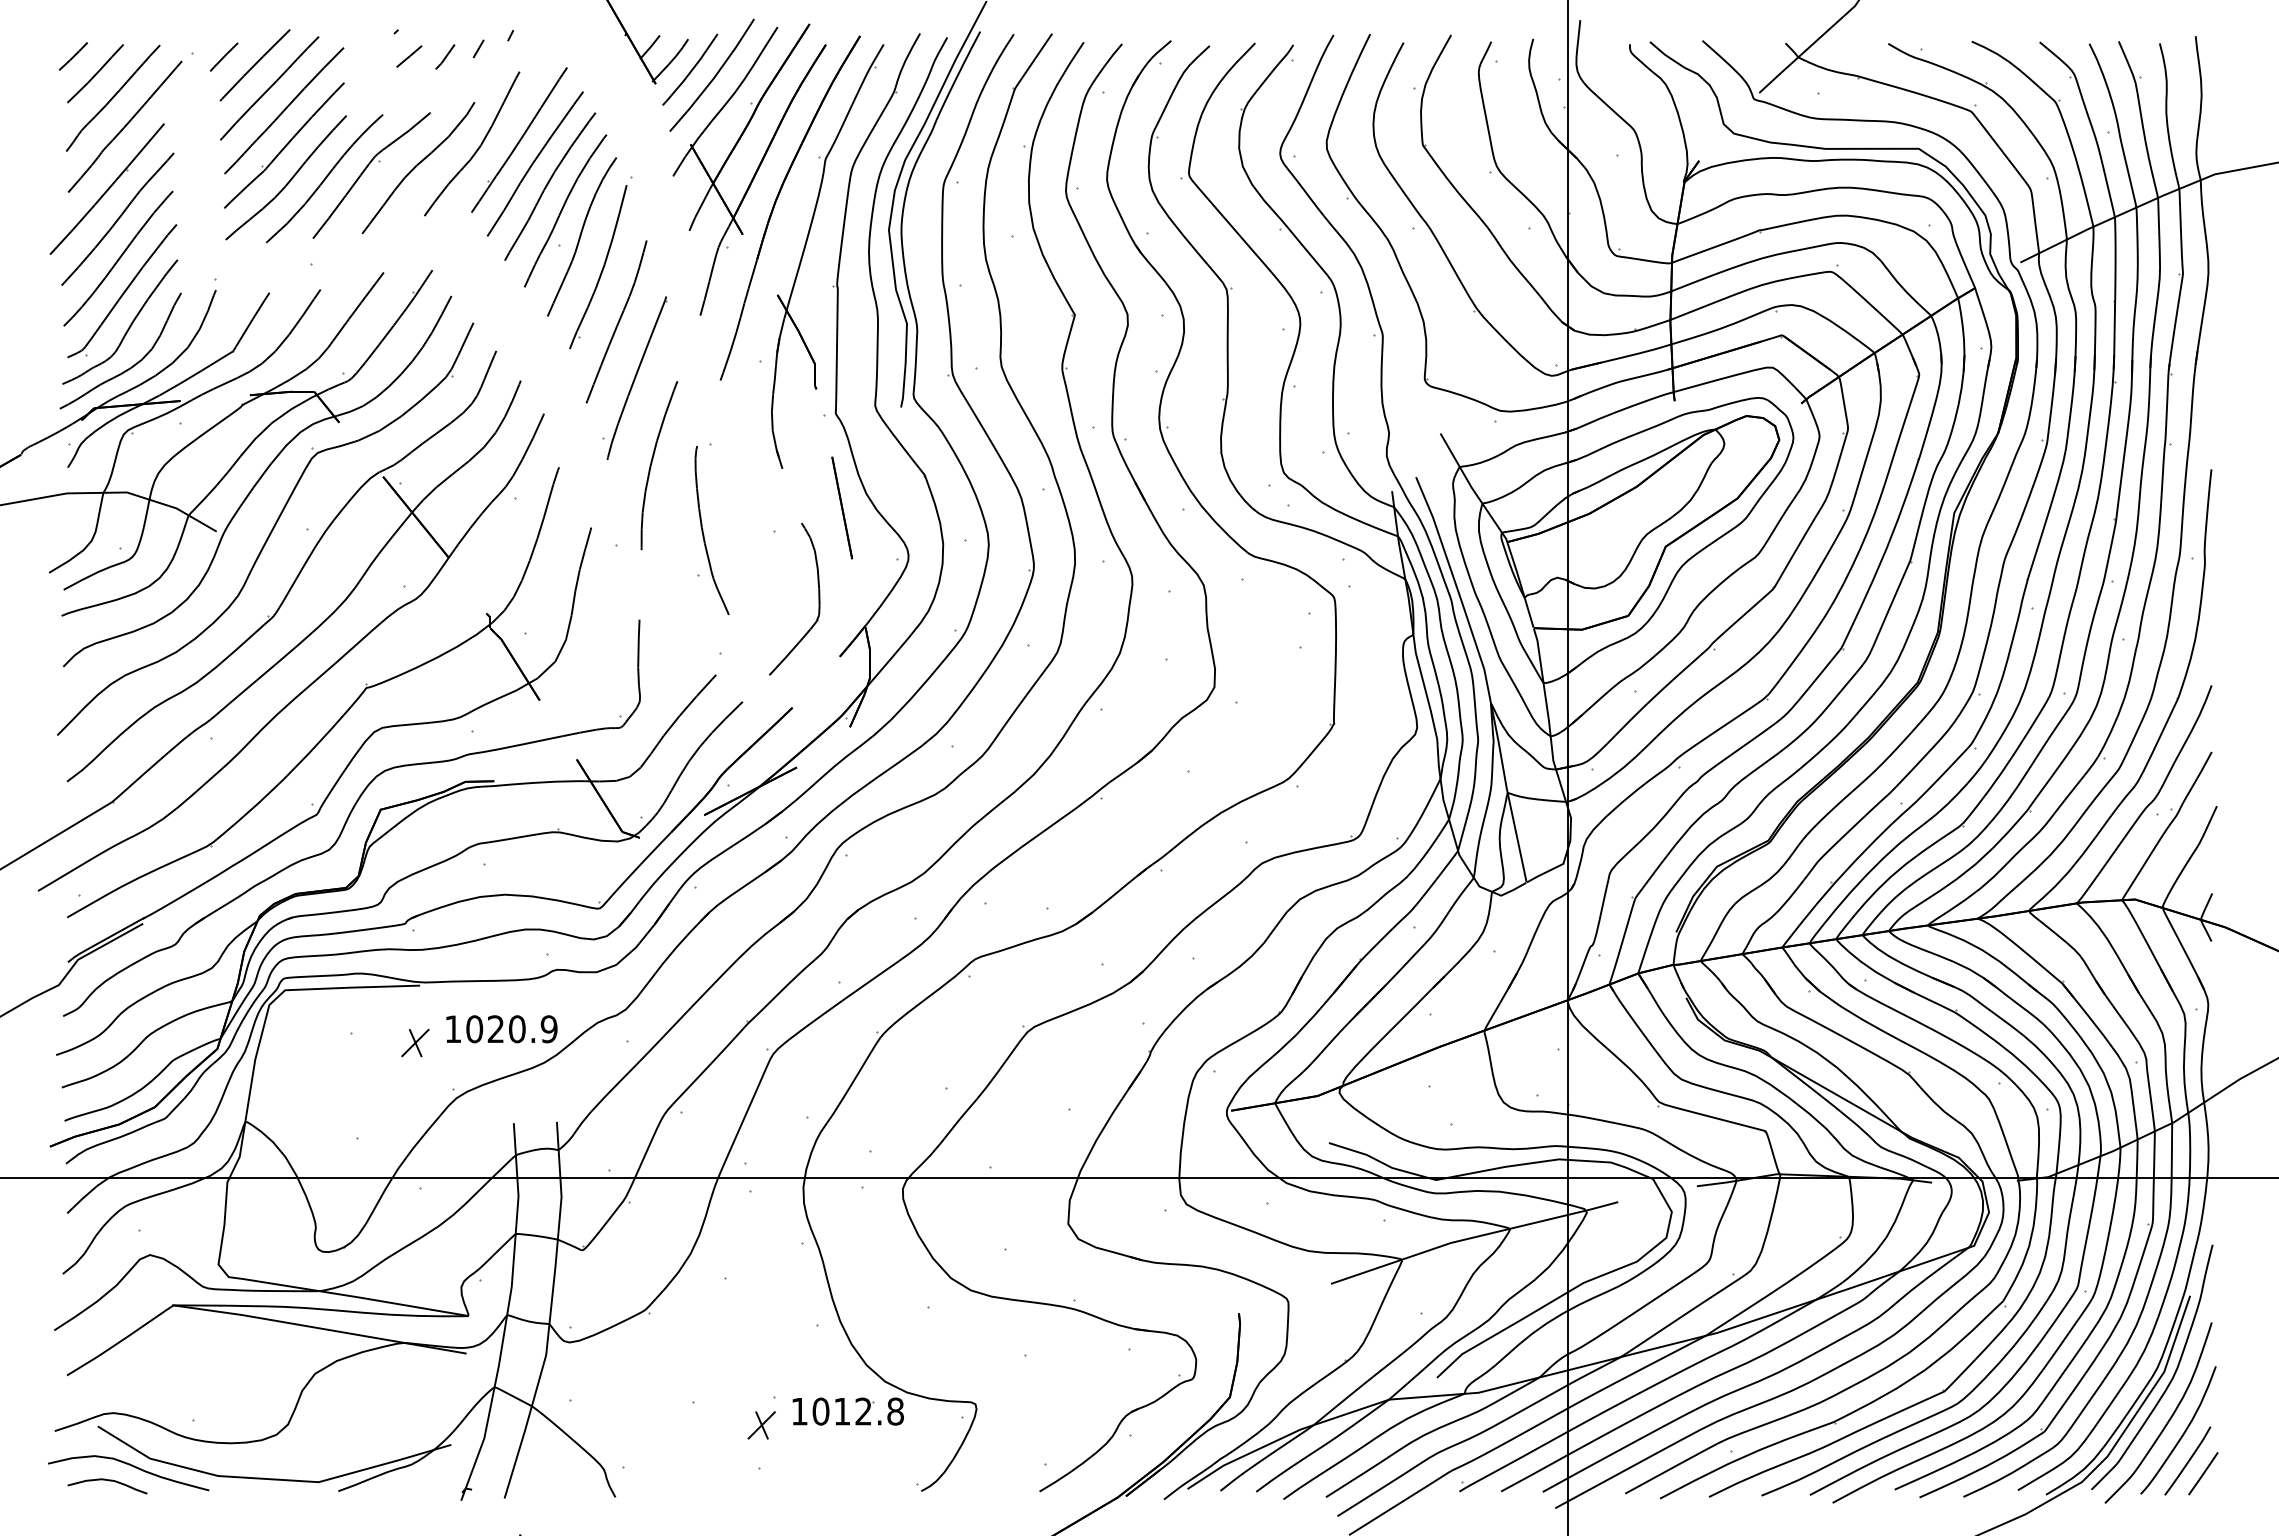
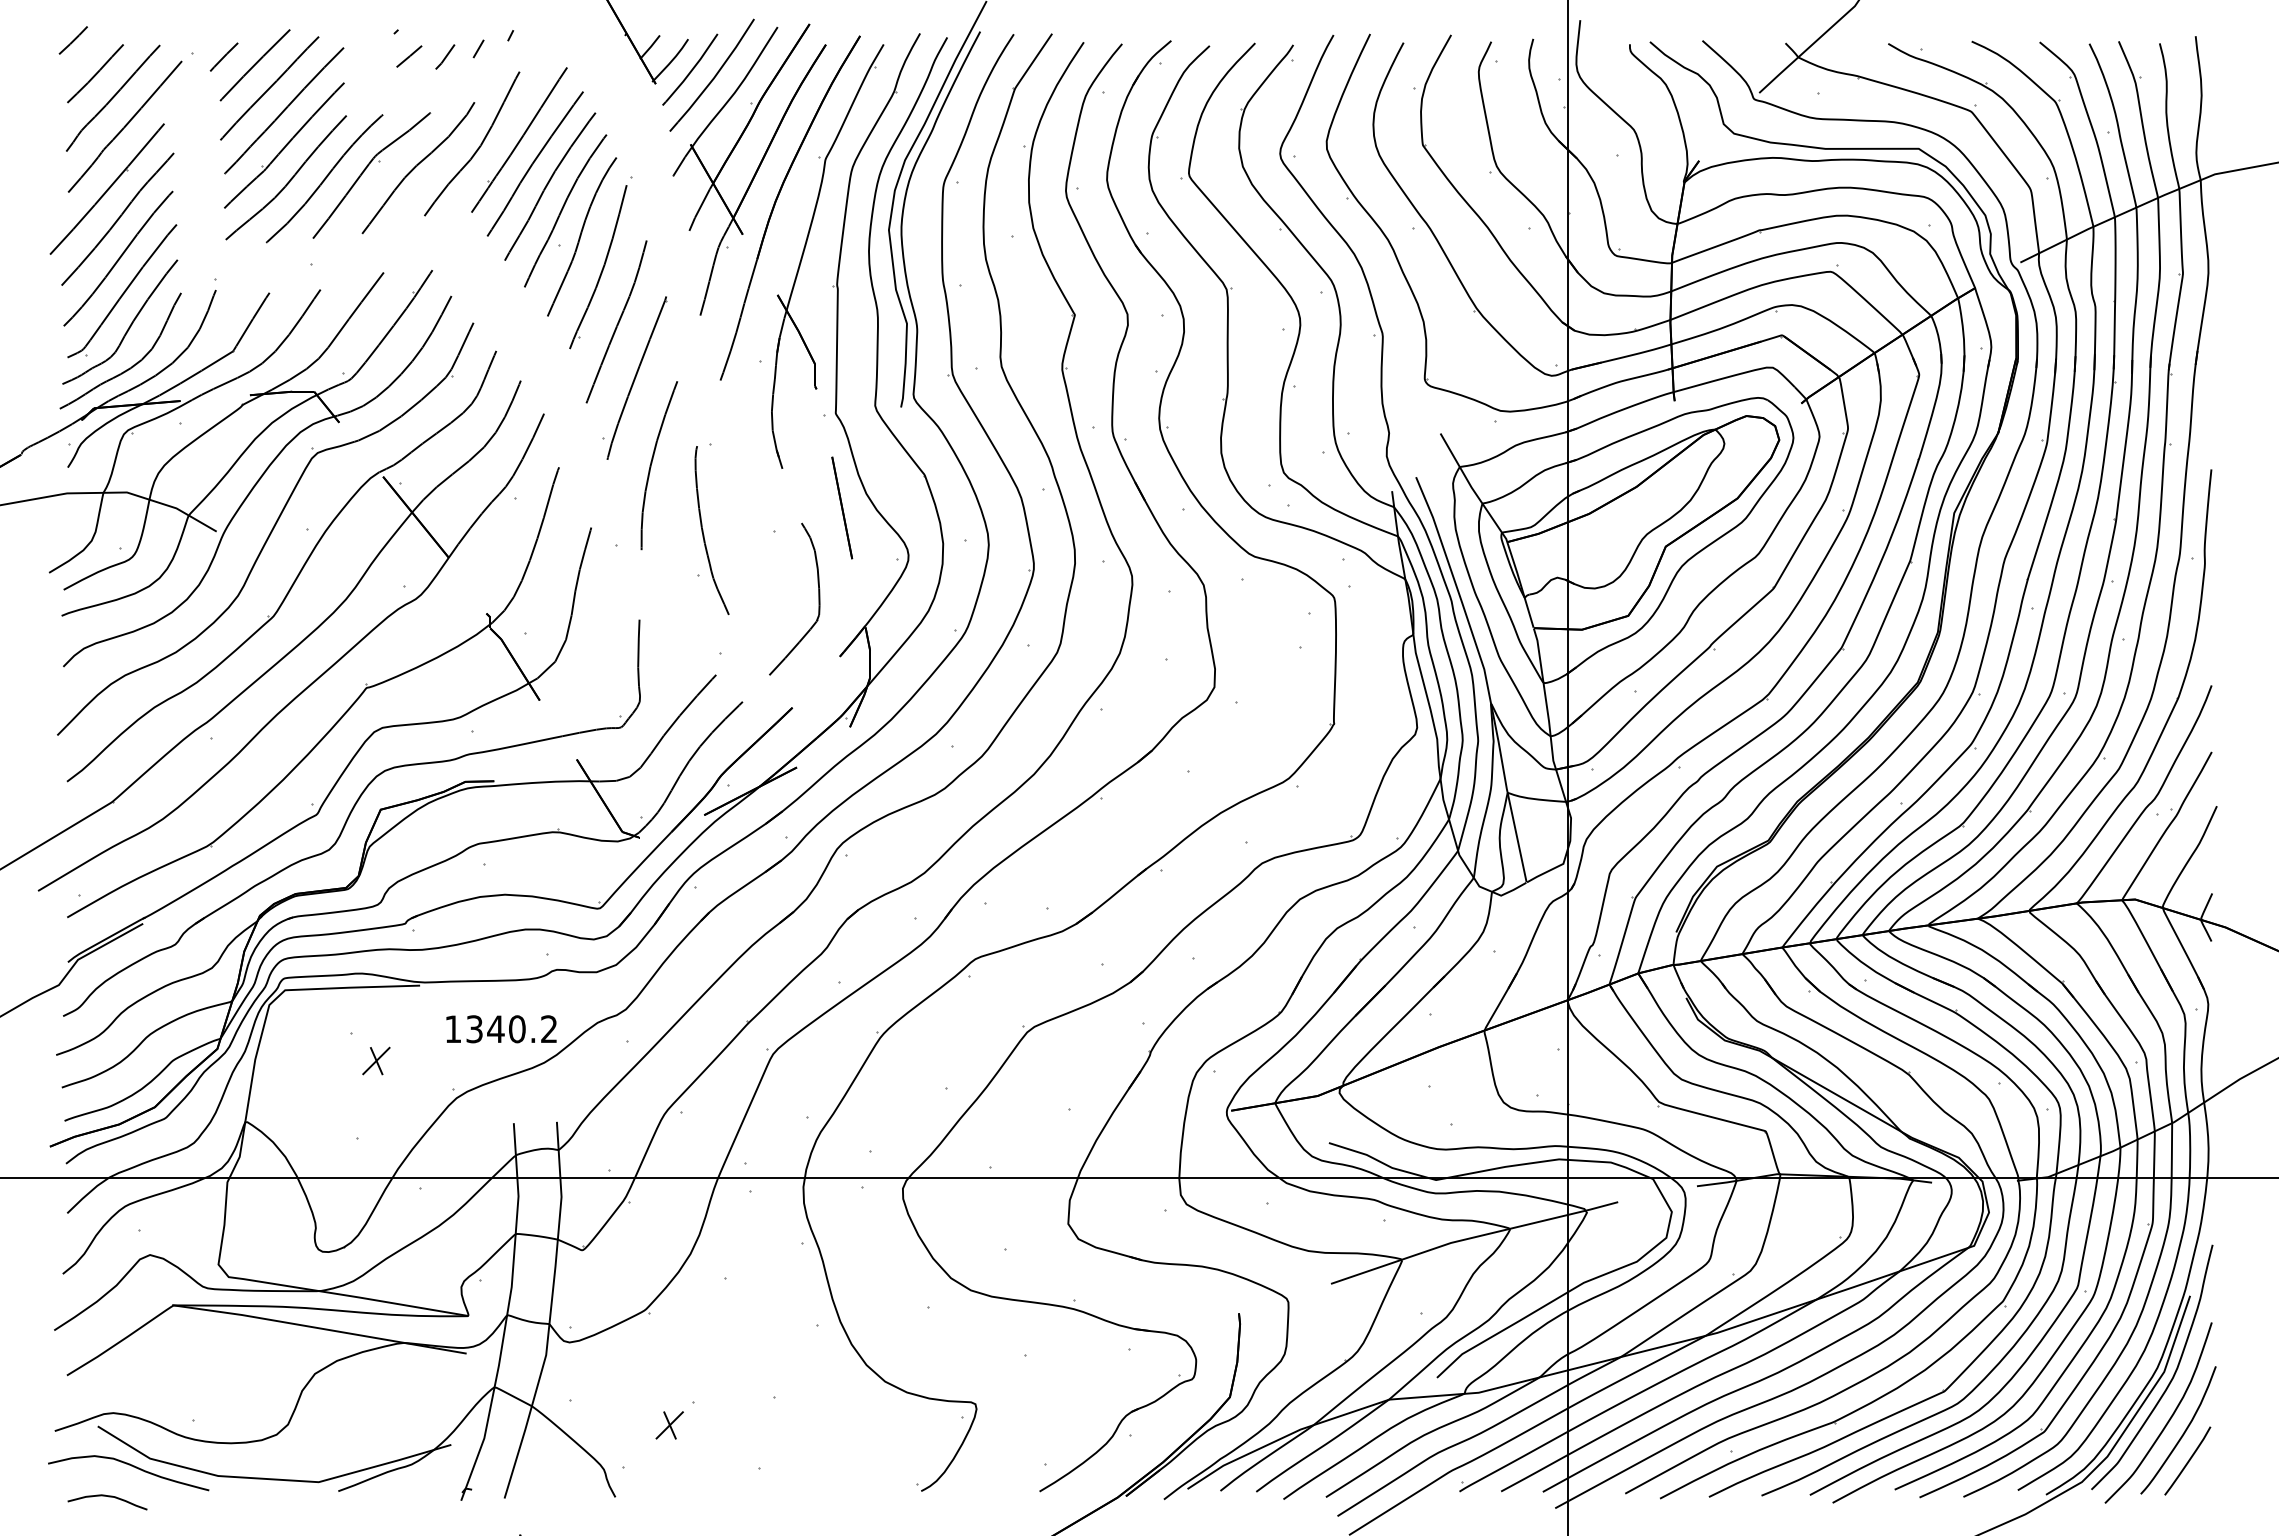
line position: (72, 56) -> (72, 40) (72, 40)
text: 1020.9 -> 1340.2 (511, 1029)
part position: (415, 1042) -> (376, 1060) (376, 1060)
part: present -> none (847, 1411)
part position: (761, 1425) -> (669, 1425) (669, 1425)
line: present -> none (2203, 1473)
curve position: (108, 1481) -> (108, 1497) (108, 1497)
